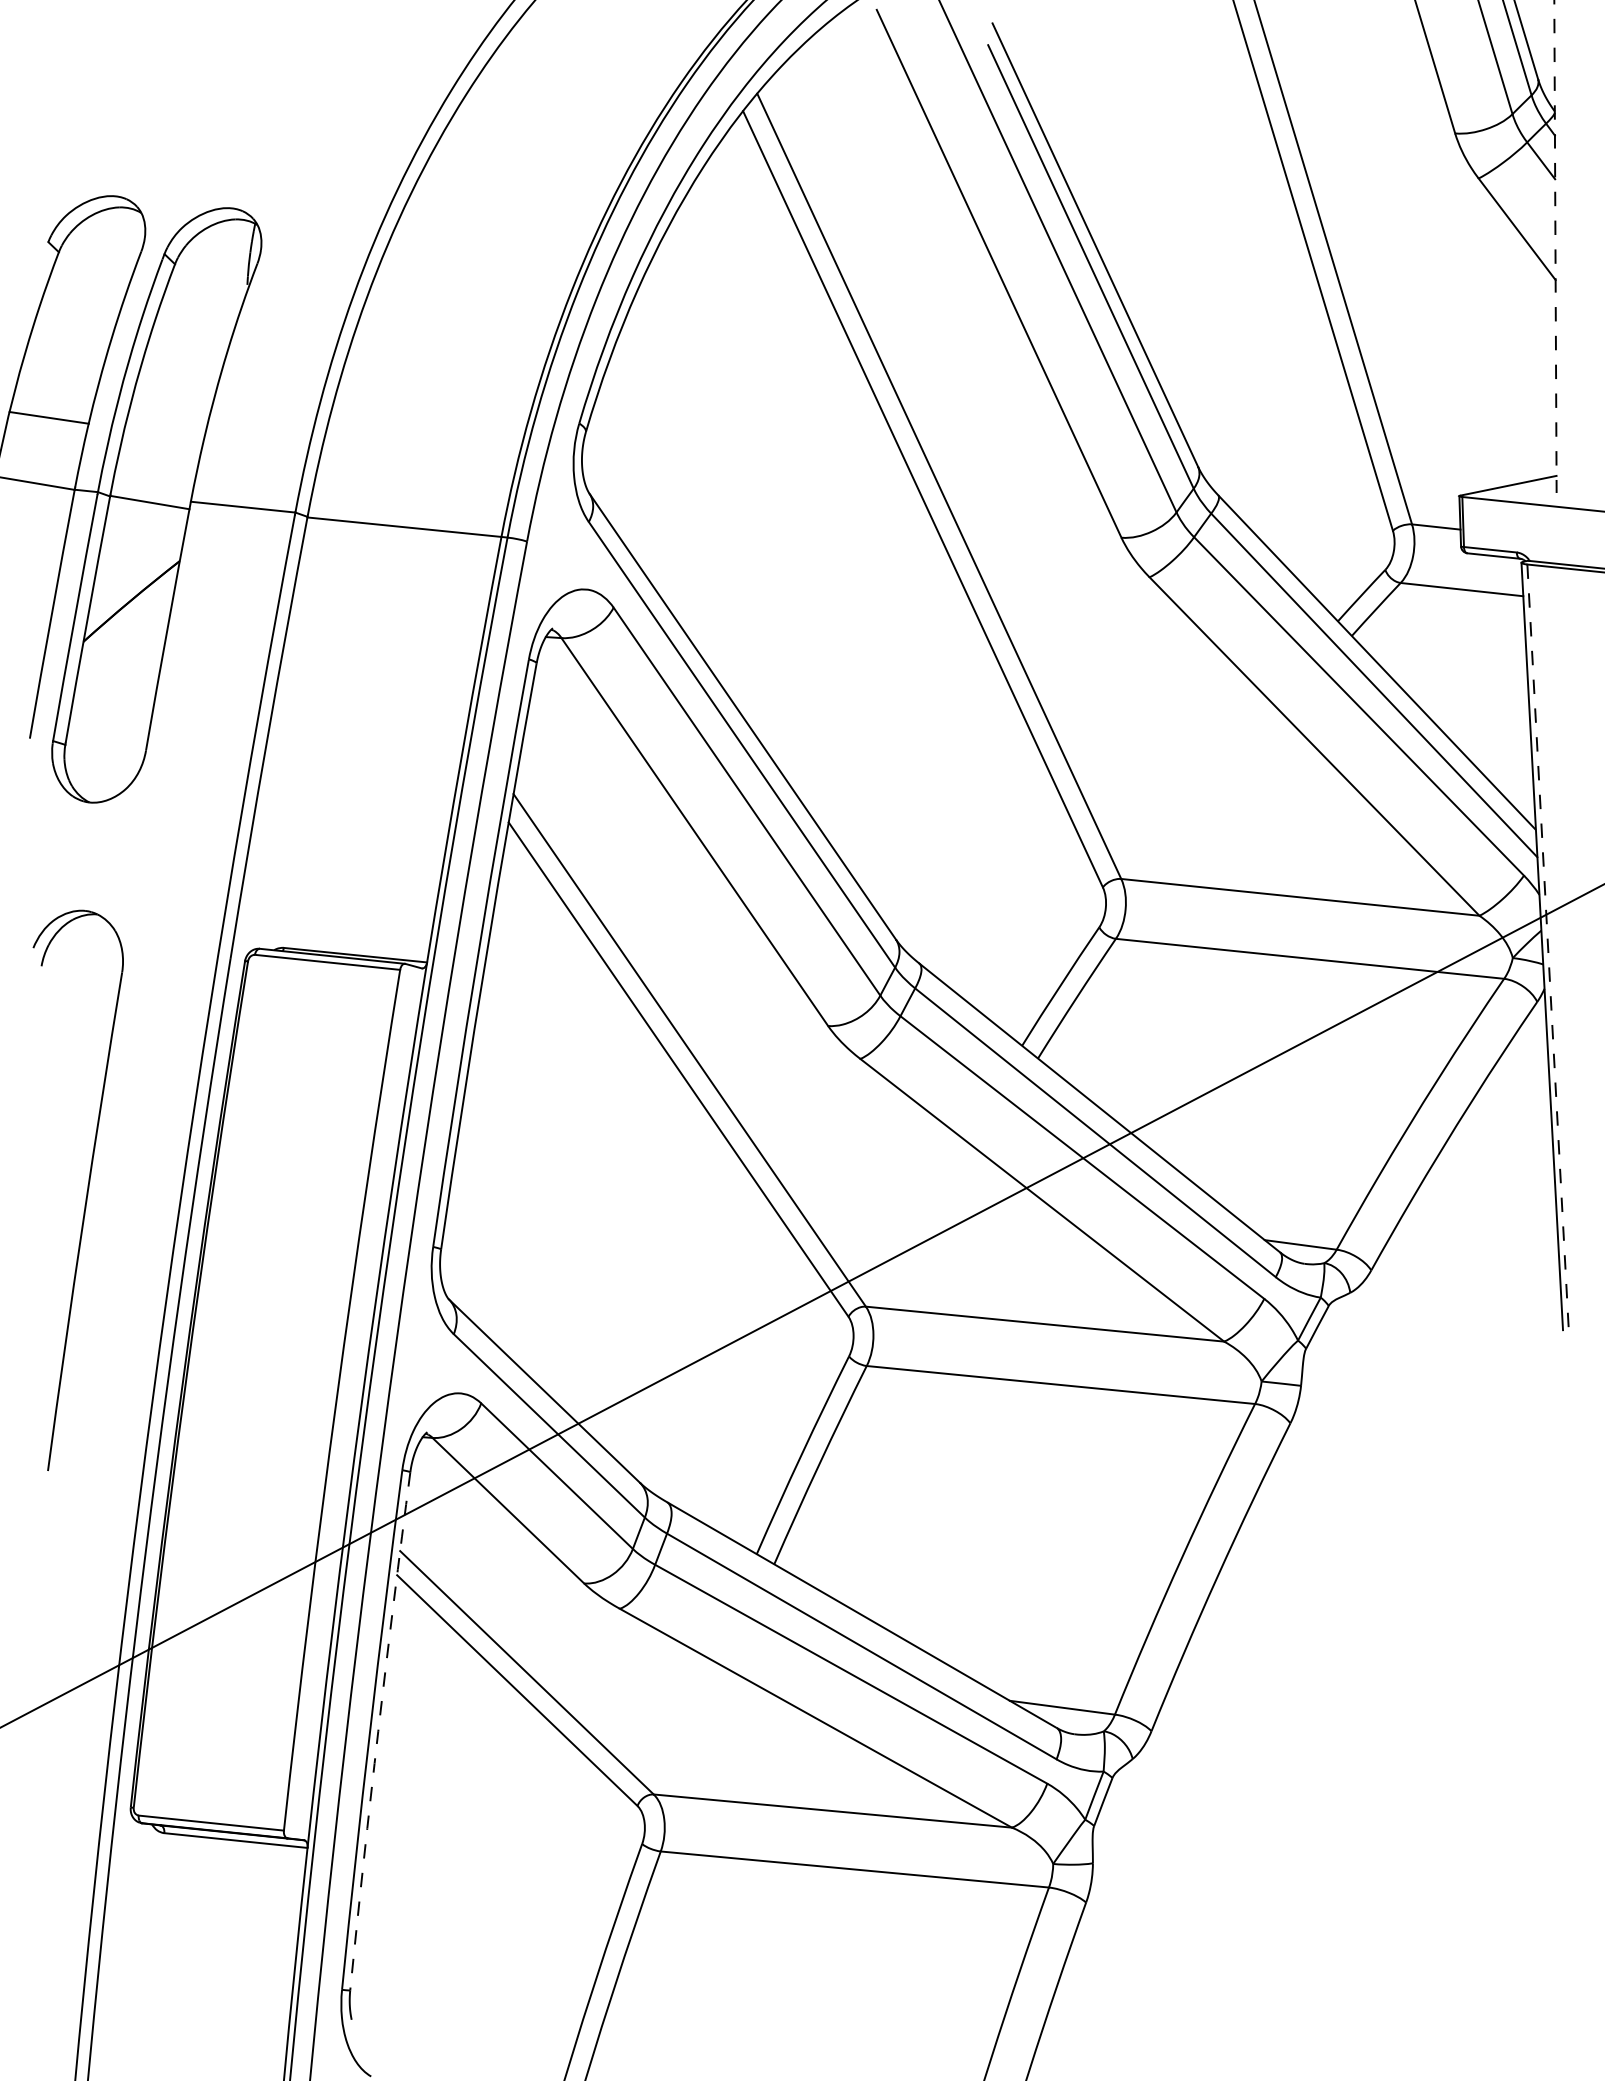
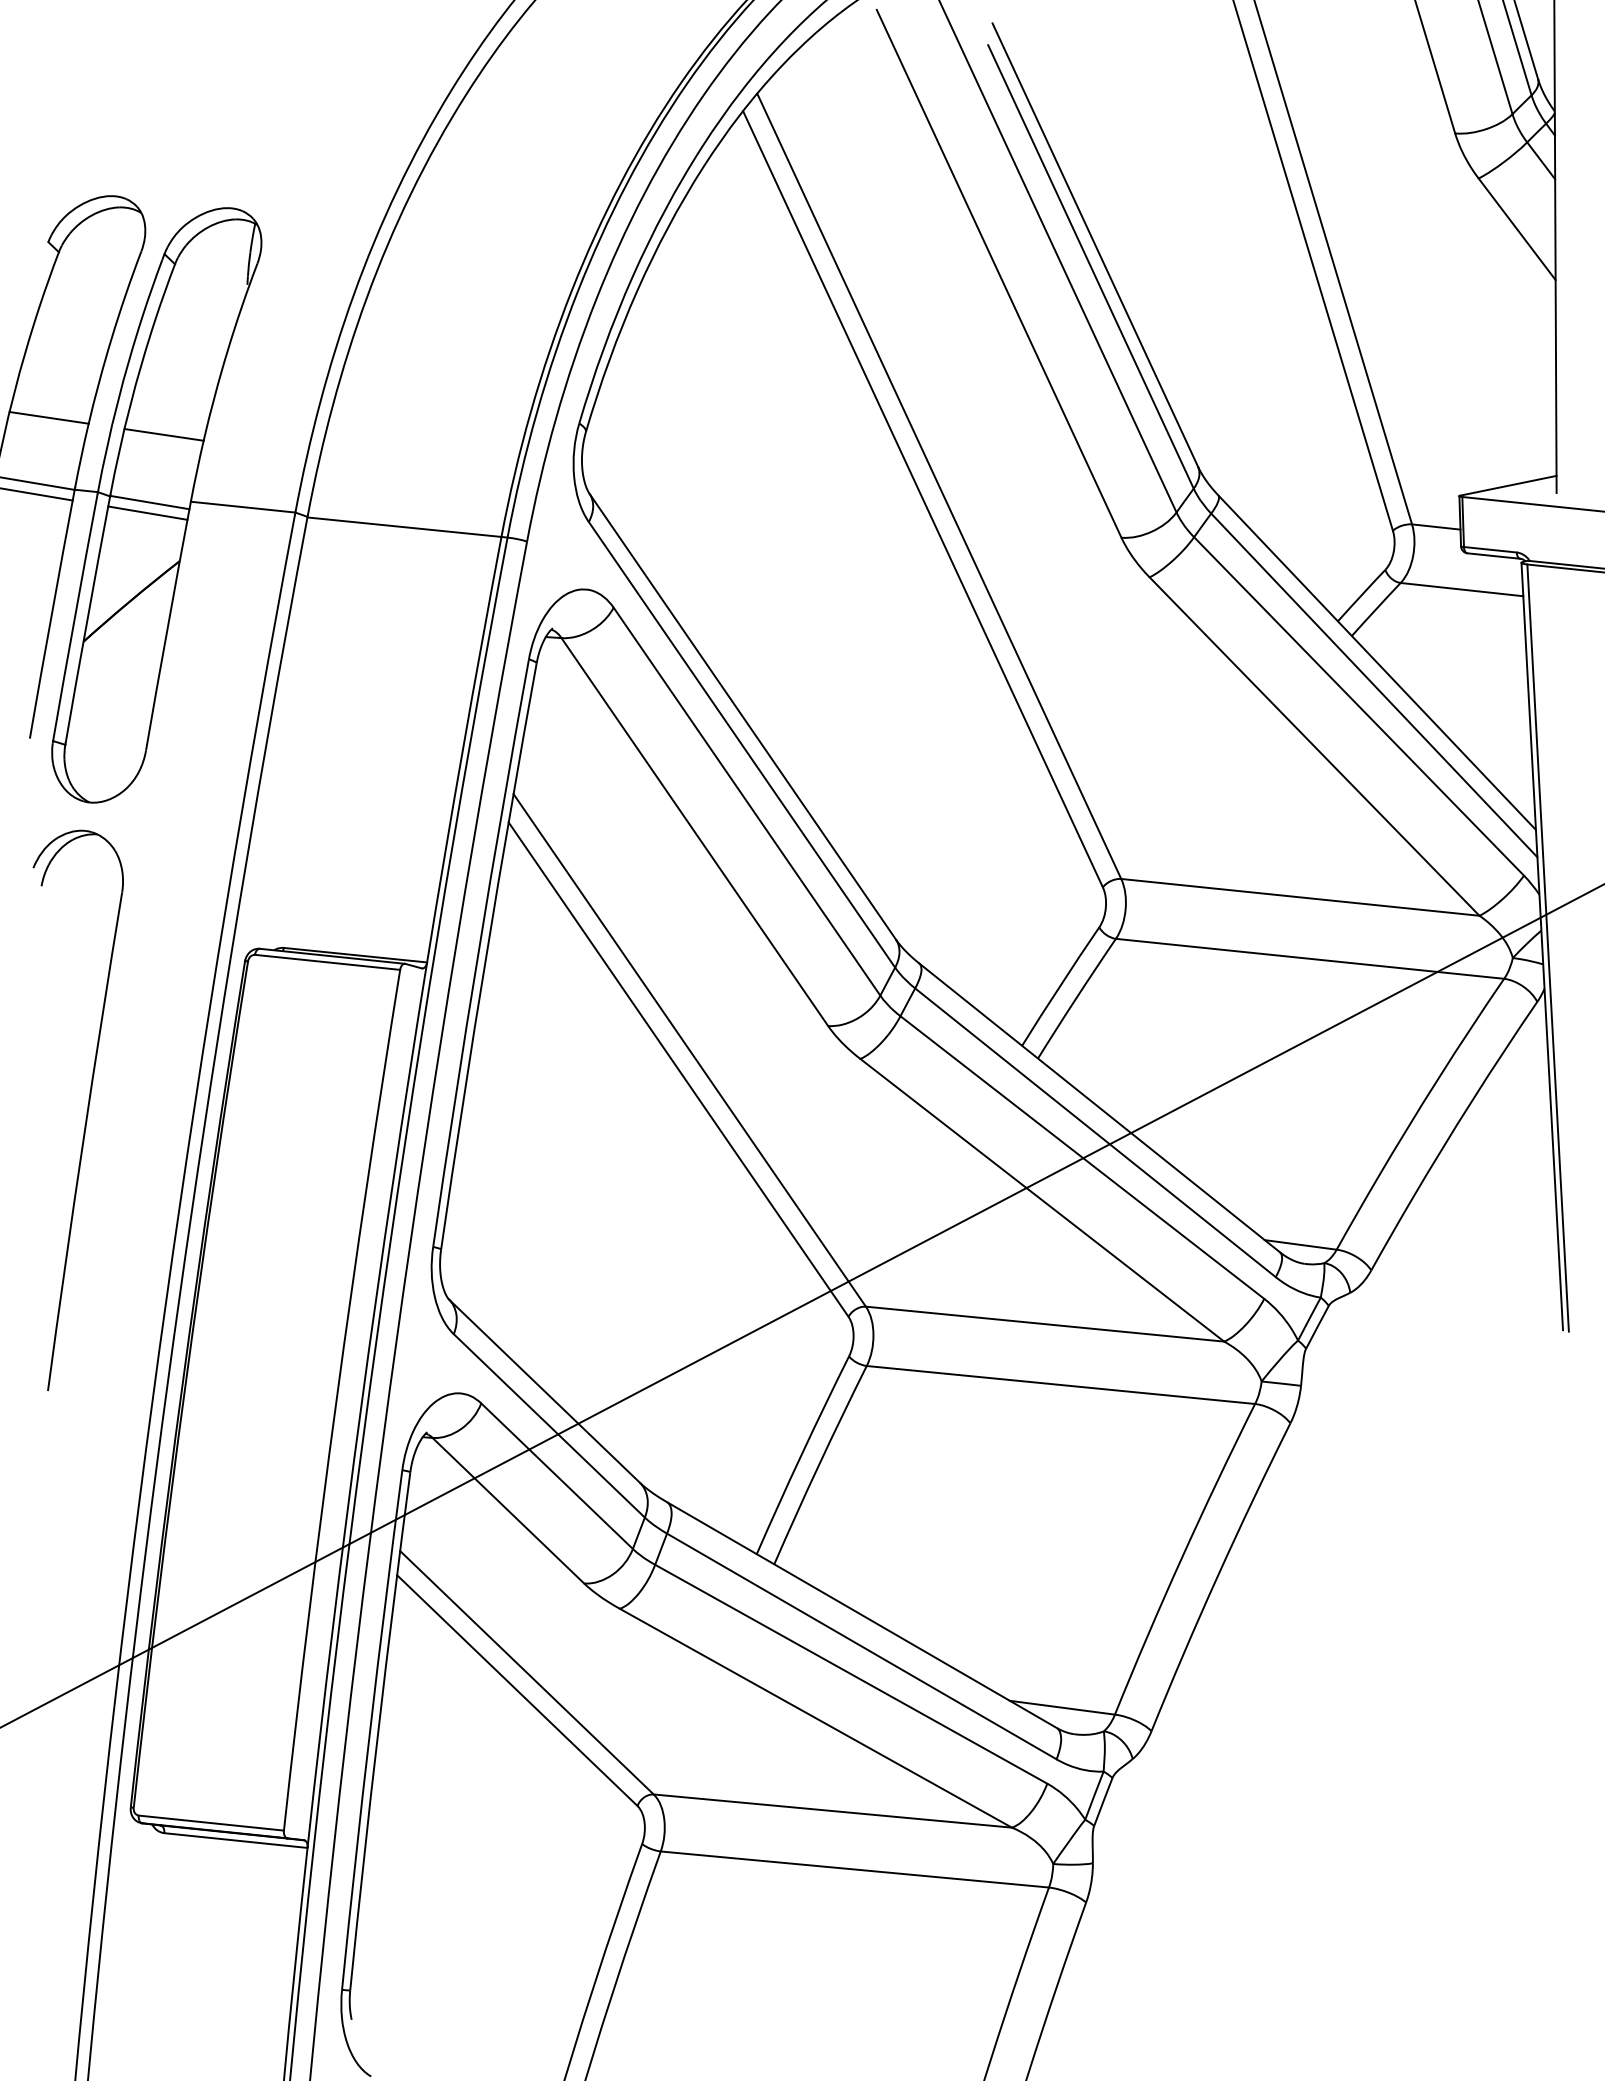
line: dashed -> solid (1555, 247)
line: none -> present (163, 434)
line: none -> present (37, 494)
line: none -> present (147, 512)
line: dashed -> solid (1548, 948)
part position: (86, 1191) -> (86, 1111) (86, 1111)
arc: dashed -> solid (378, 1731)
